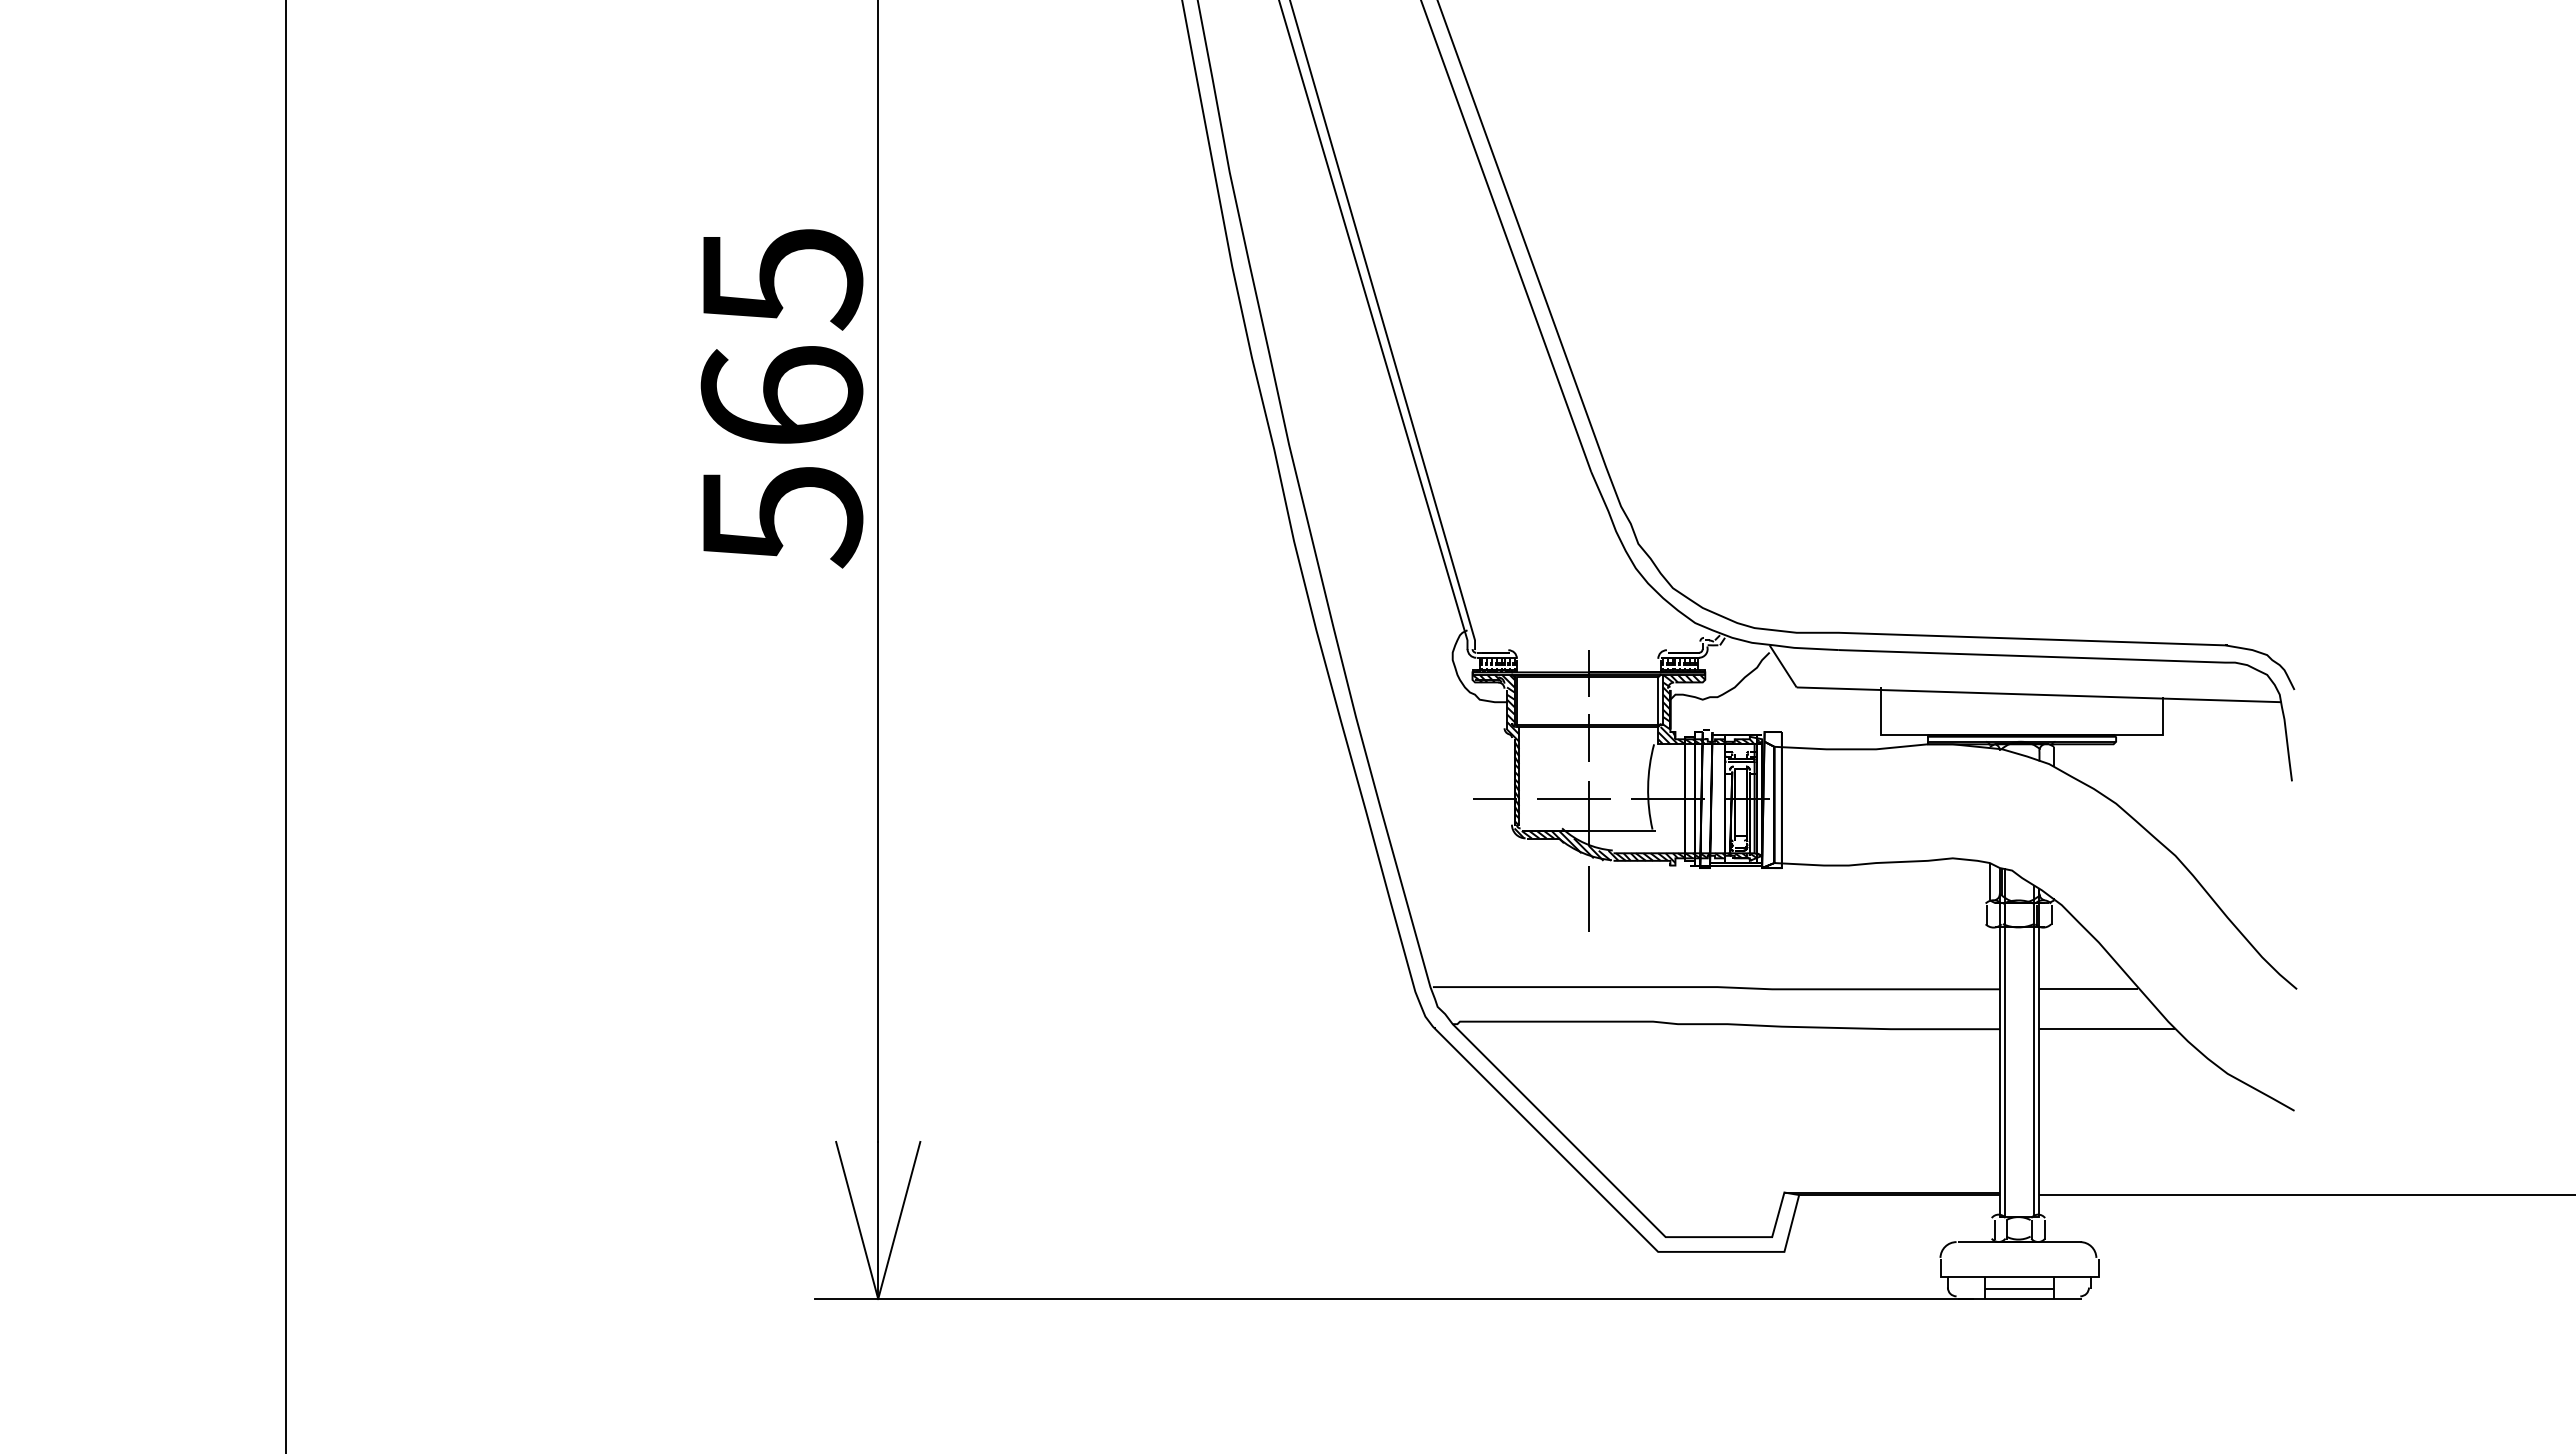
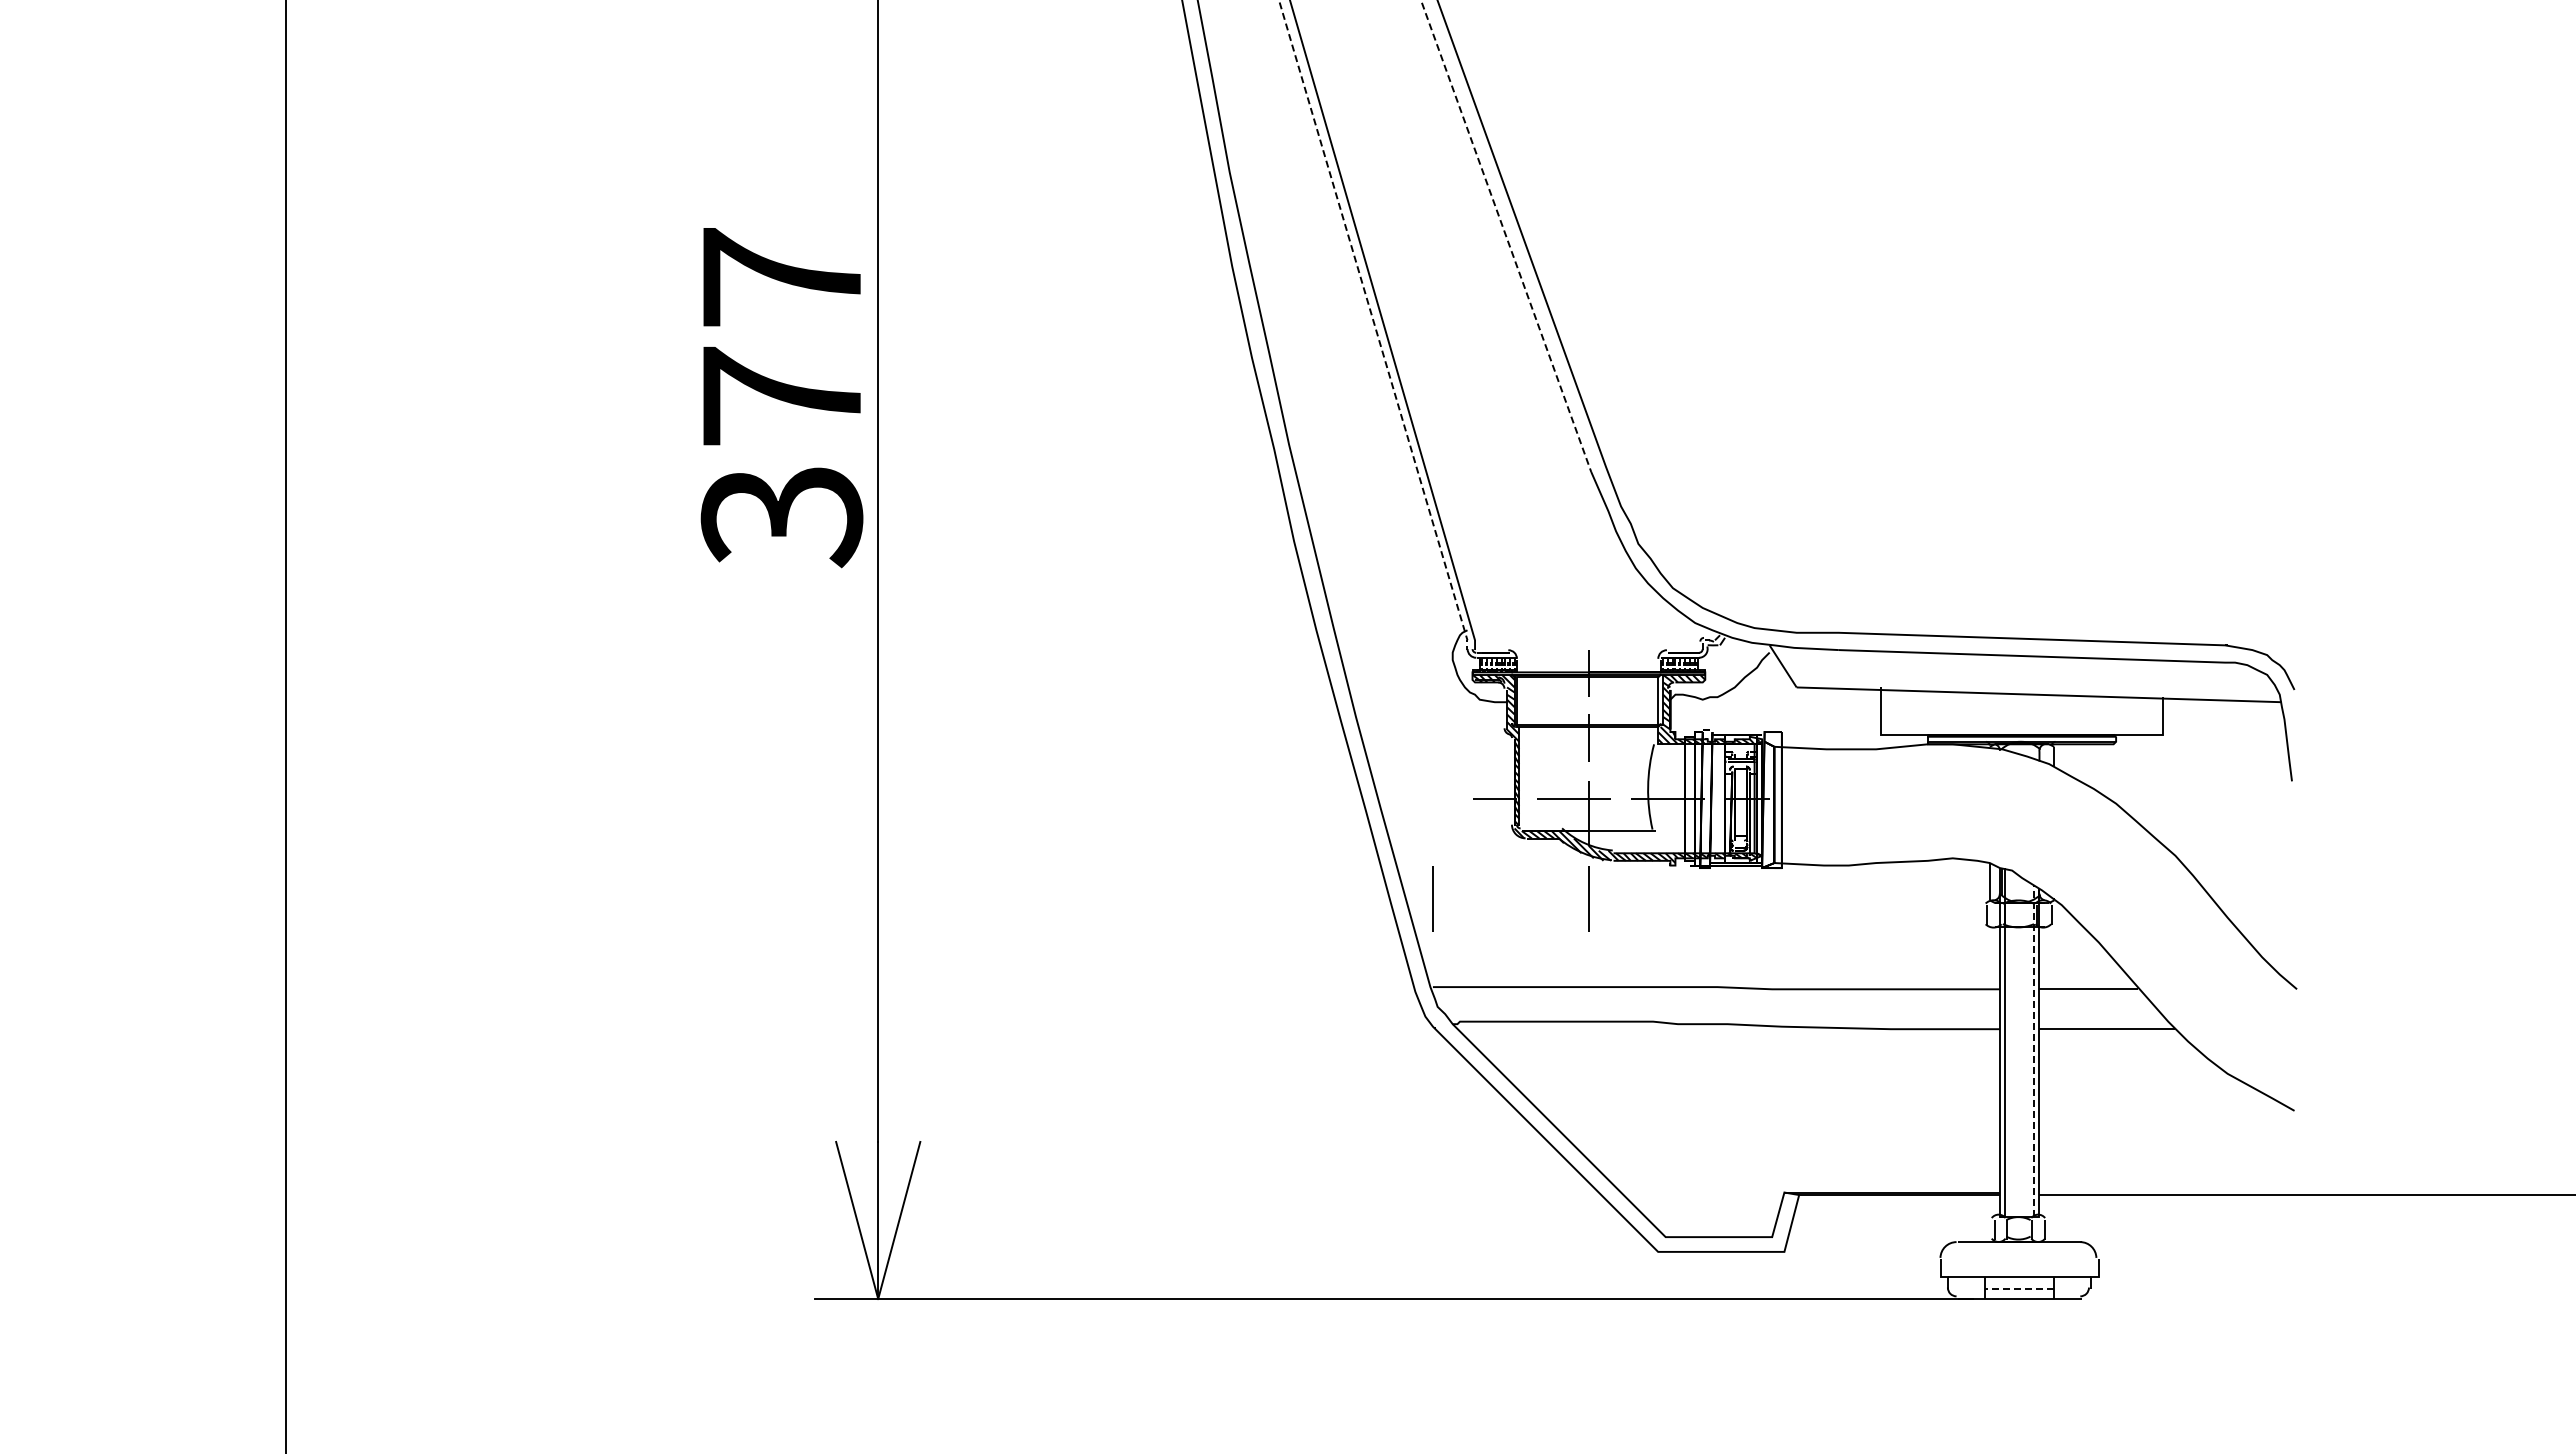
line: solid -> dashed (1506, 236)
line: solid -> dashed (1374, 325)
text: 565 -> 377 (781, 398)
line: none -> present (1432, 898)
line: solid -> dashed (2034, 1050)
line: solid -> dashed (2019, 1288)
